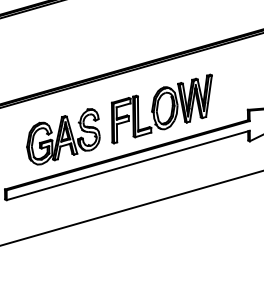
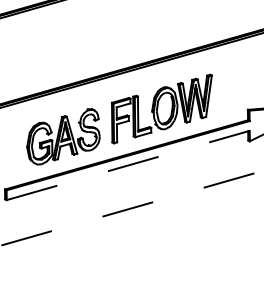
line: solid -> dashed (128, 165)
line: solid -> dashed (131, 208)
